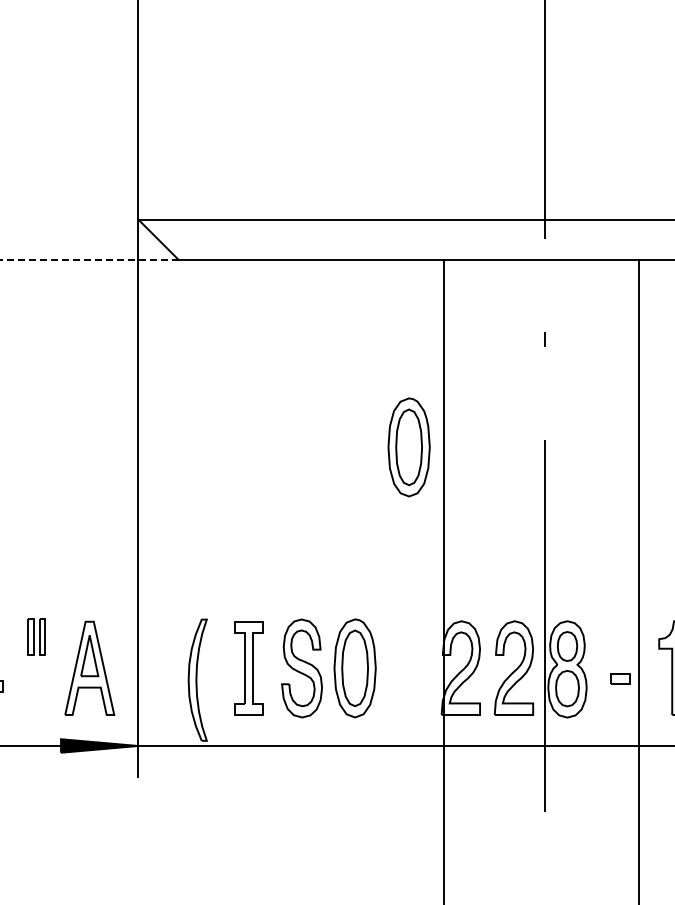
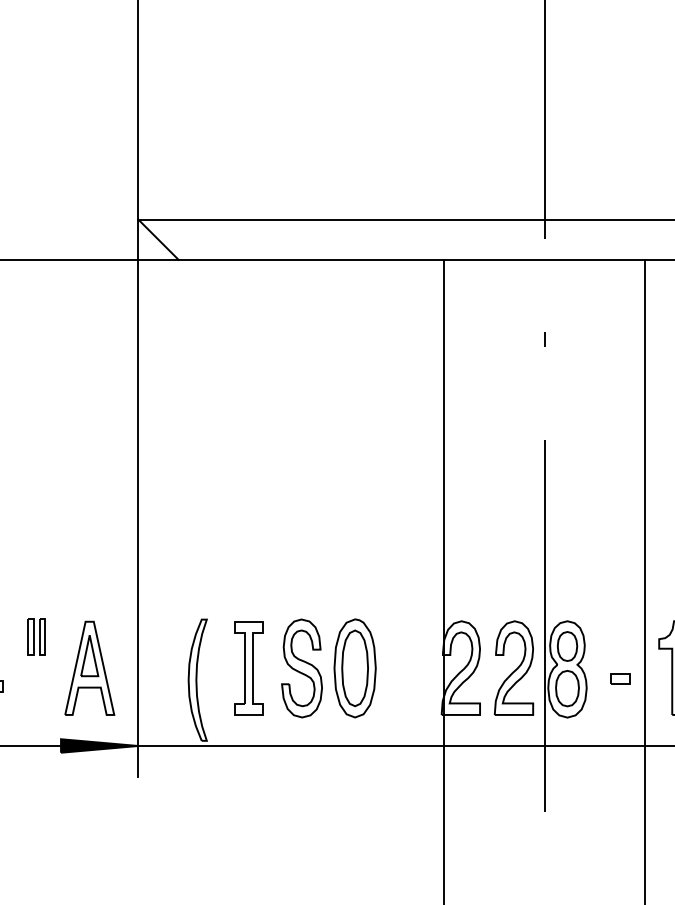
line: dashed -> solid (89, 259)
part: present -> none (408, 447)
line position: (639, 580) -> (645, 580) (645, 580)
